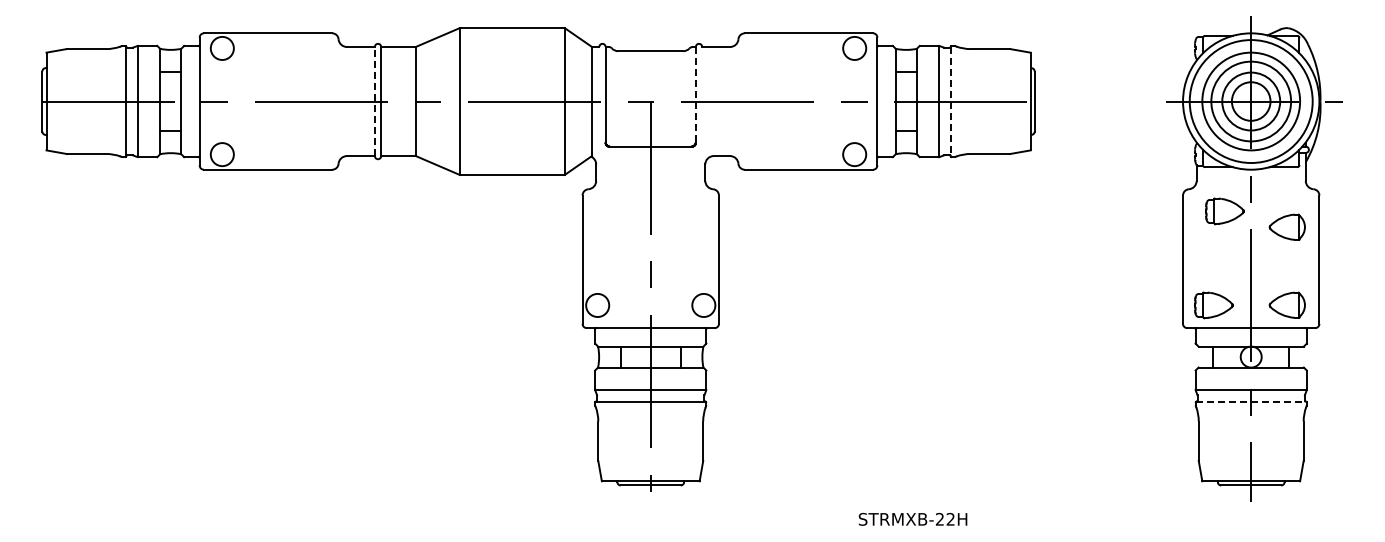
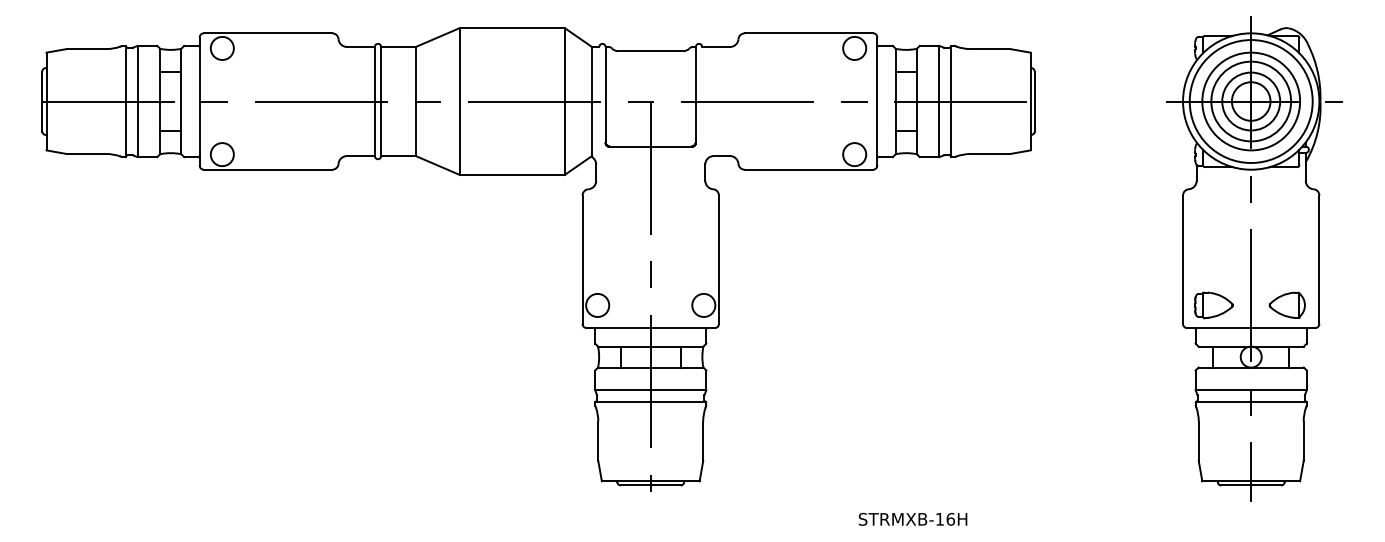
line: dashed -> solid (695, 94)
line: dashed -> solid (374, 101)
line: dashed -> solid (950, 101)
part: present -> none (1224, 211)
part: present -> none (1286, 226)
line: dashed -> solid (1251, 401)
text: STRMXB-22H -> STRMXB-16H (945, 518)
